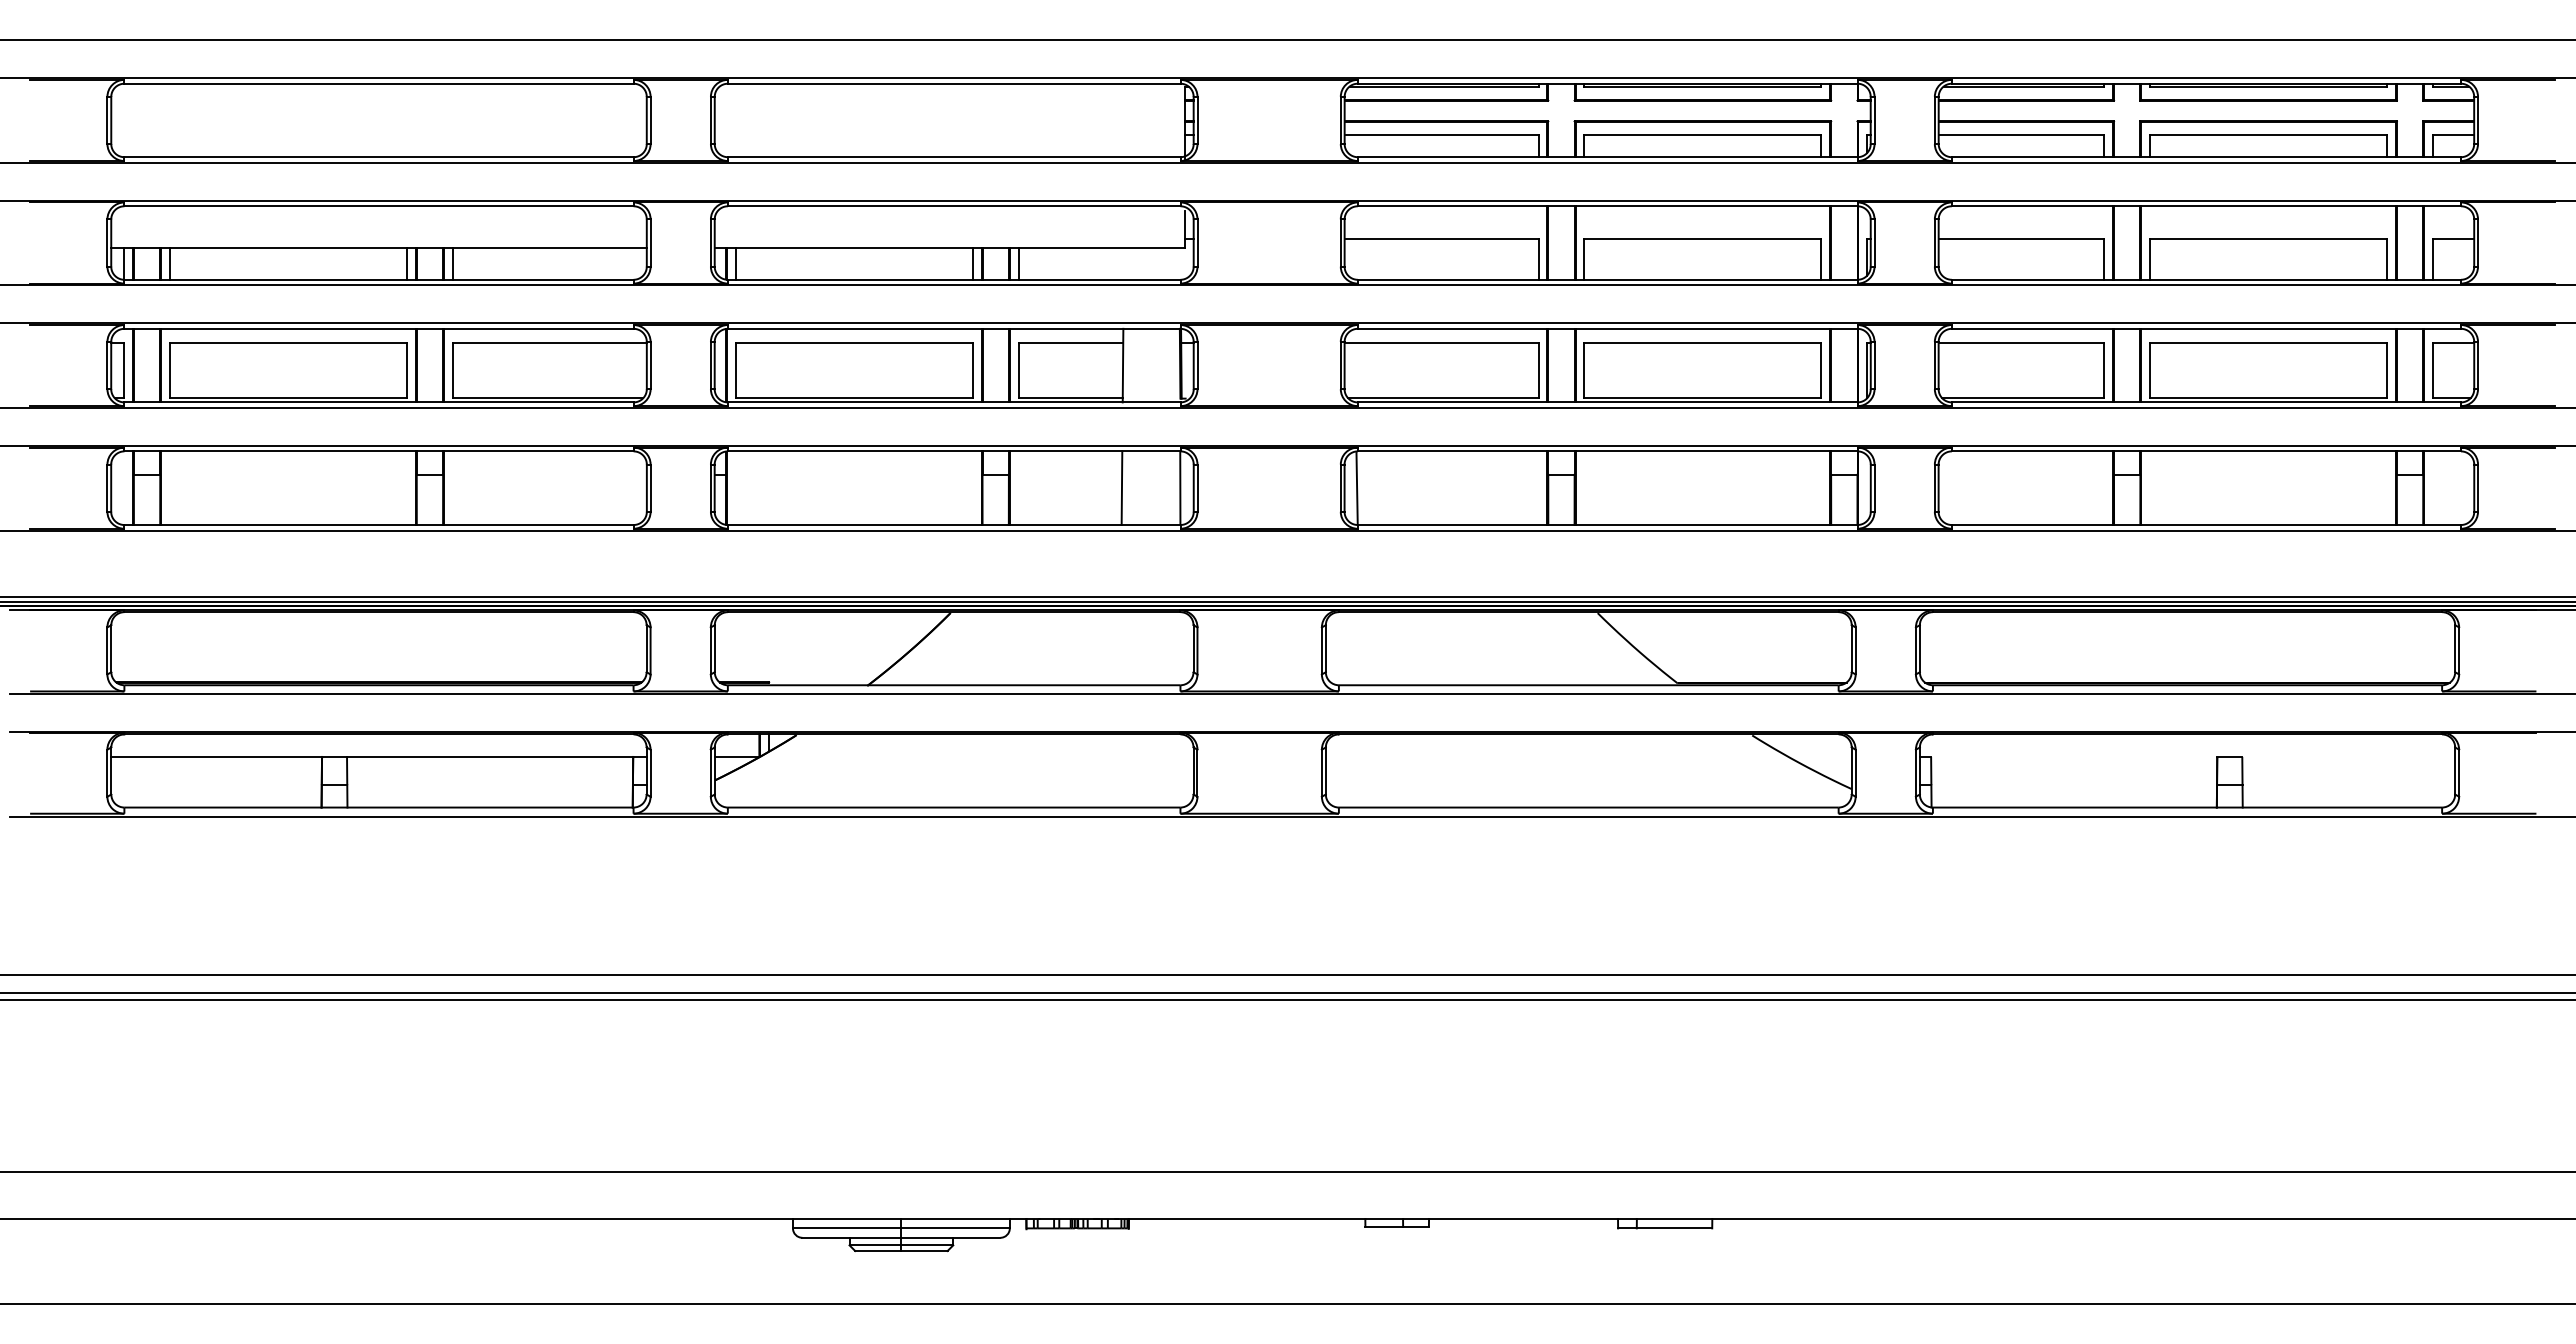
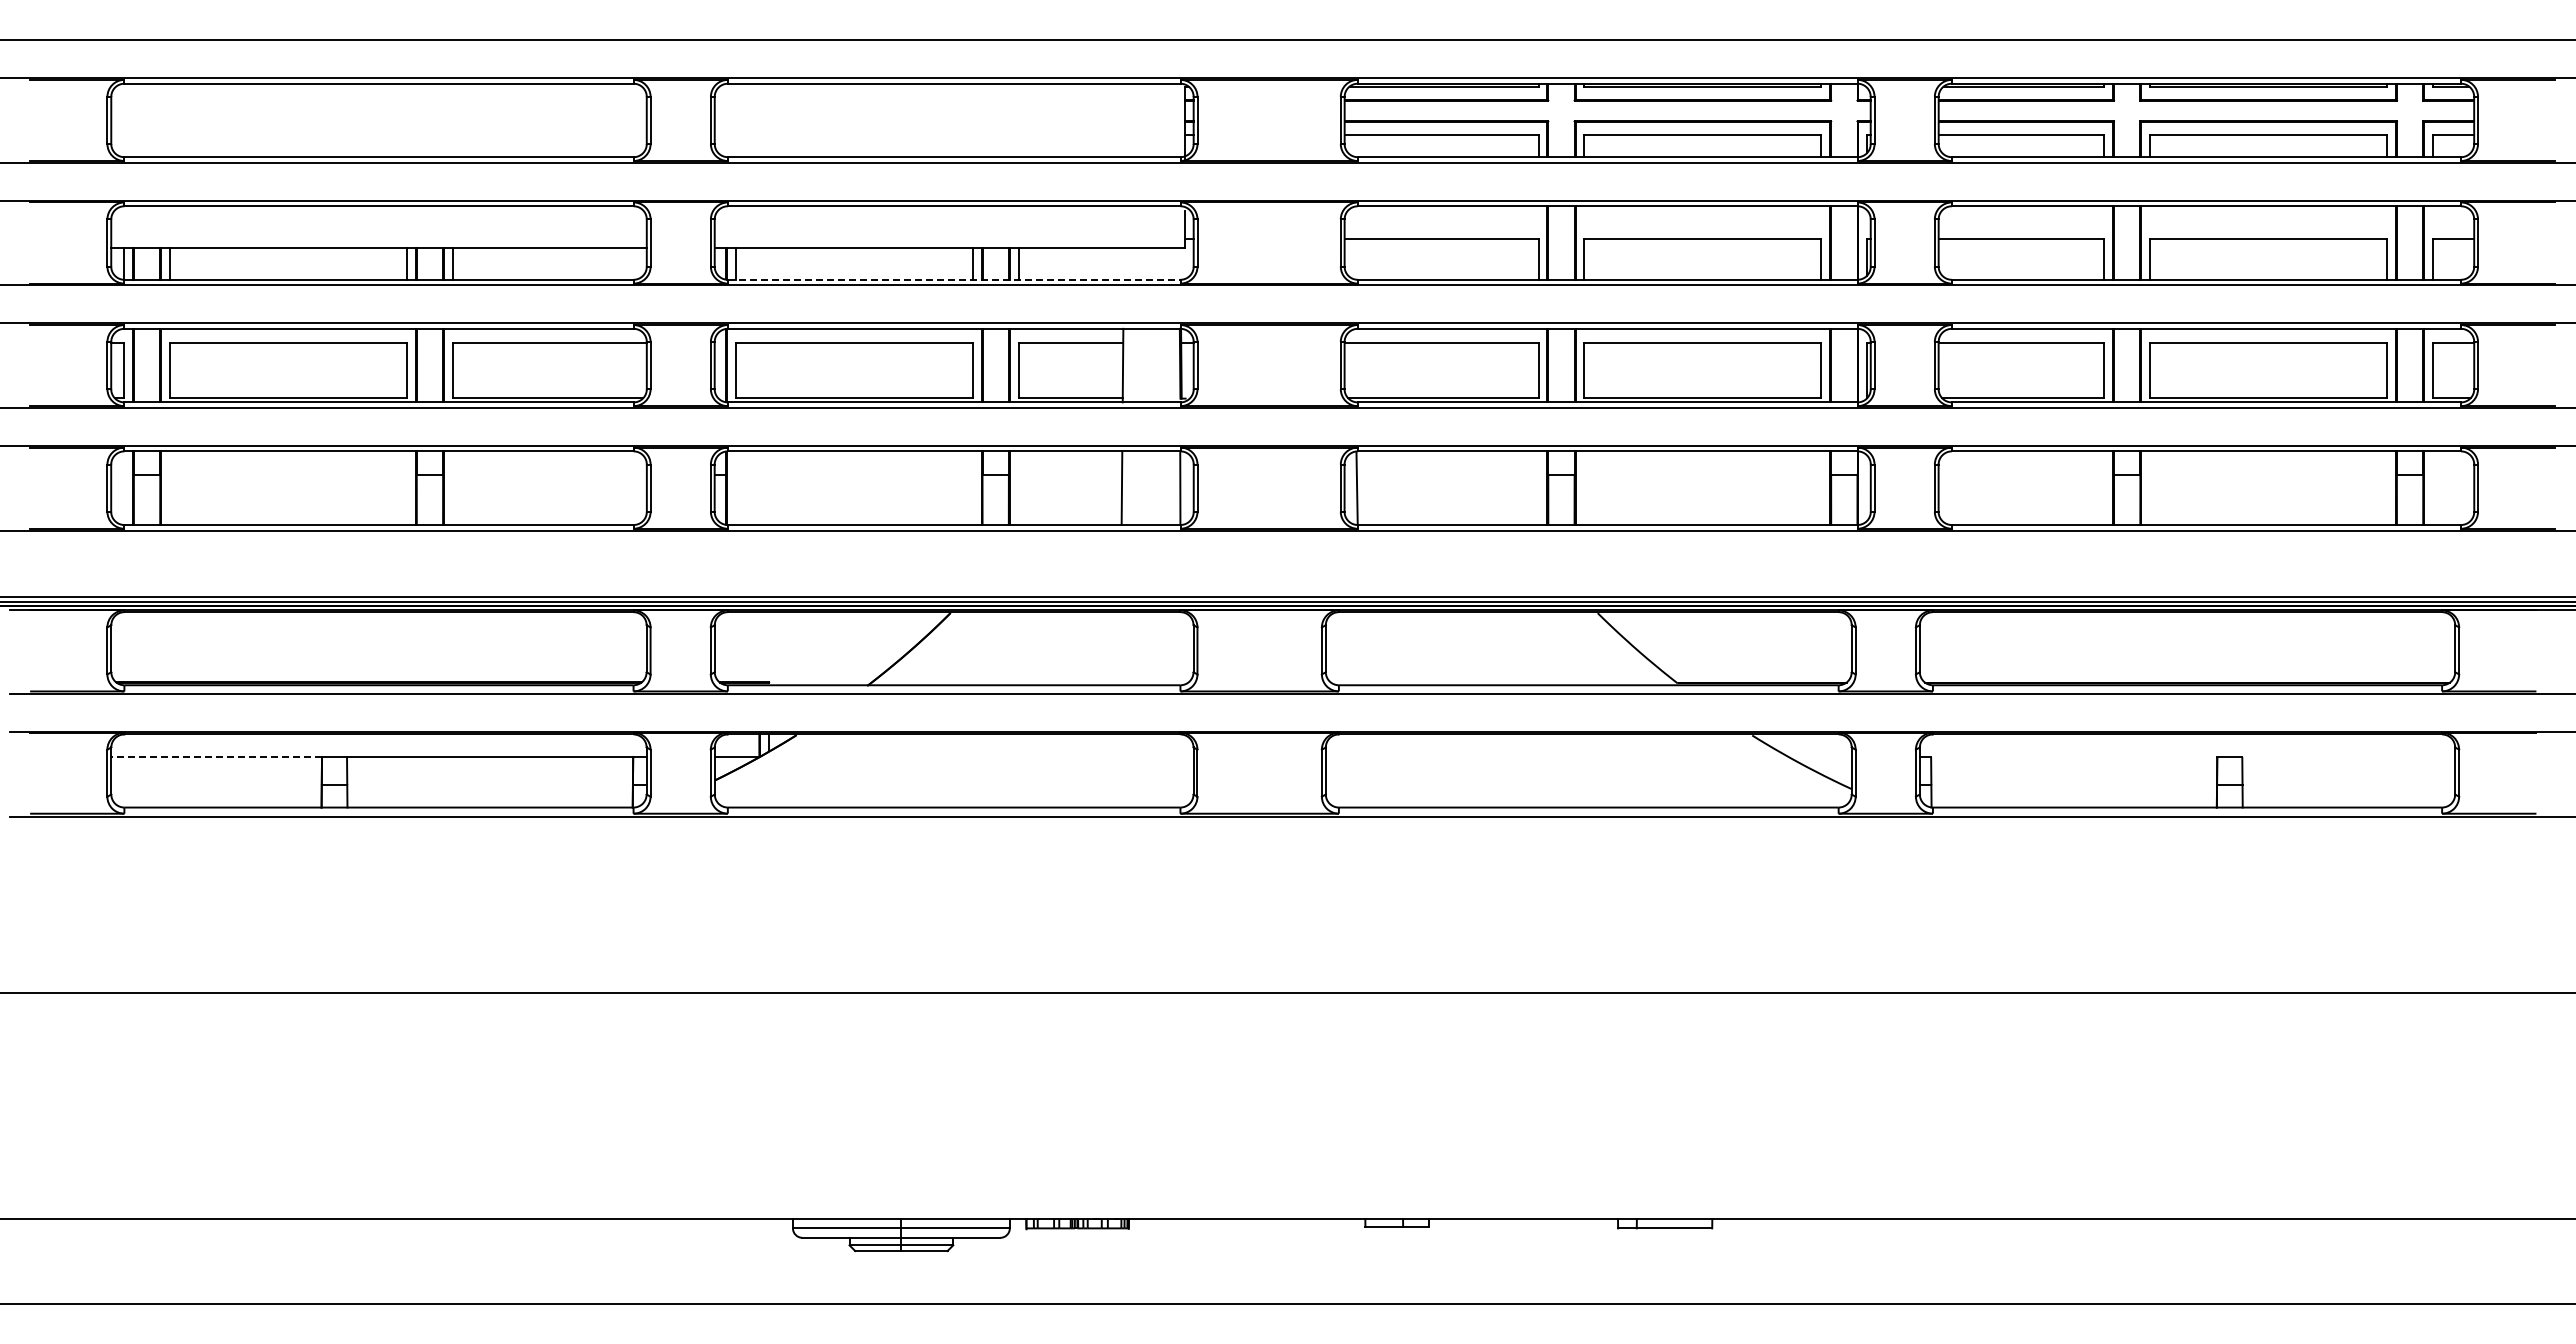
line: solid -> dashed (954, 279)
line: solid -> dashed (216, 756)
line: present -> none (1287, 975)
line: present -> none (1287, 1000)
line: present -> none (1287, 1172)
